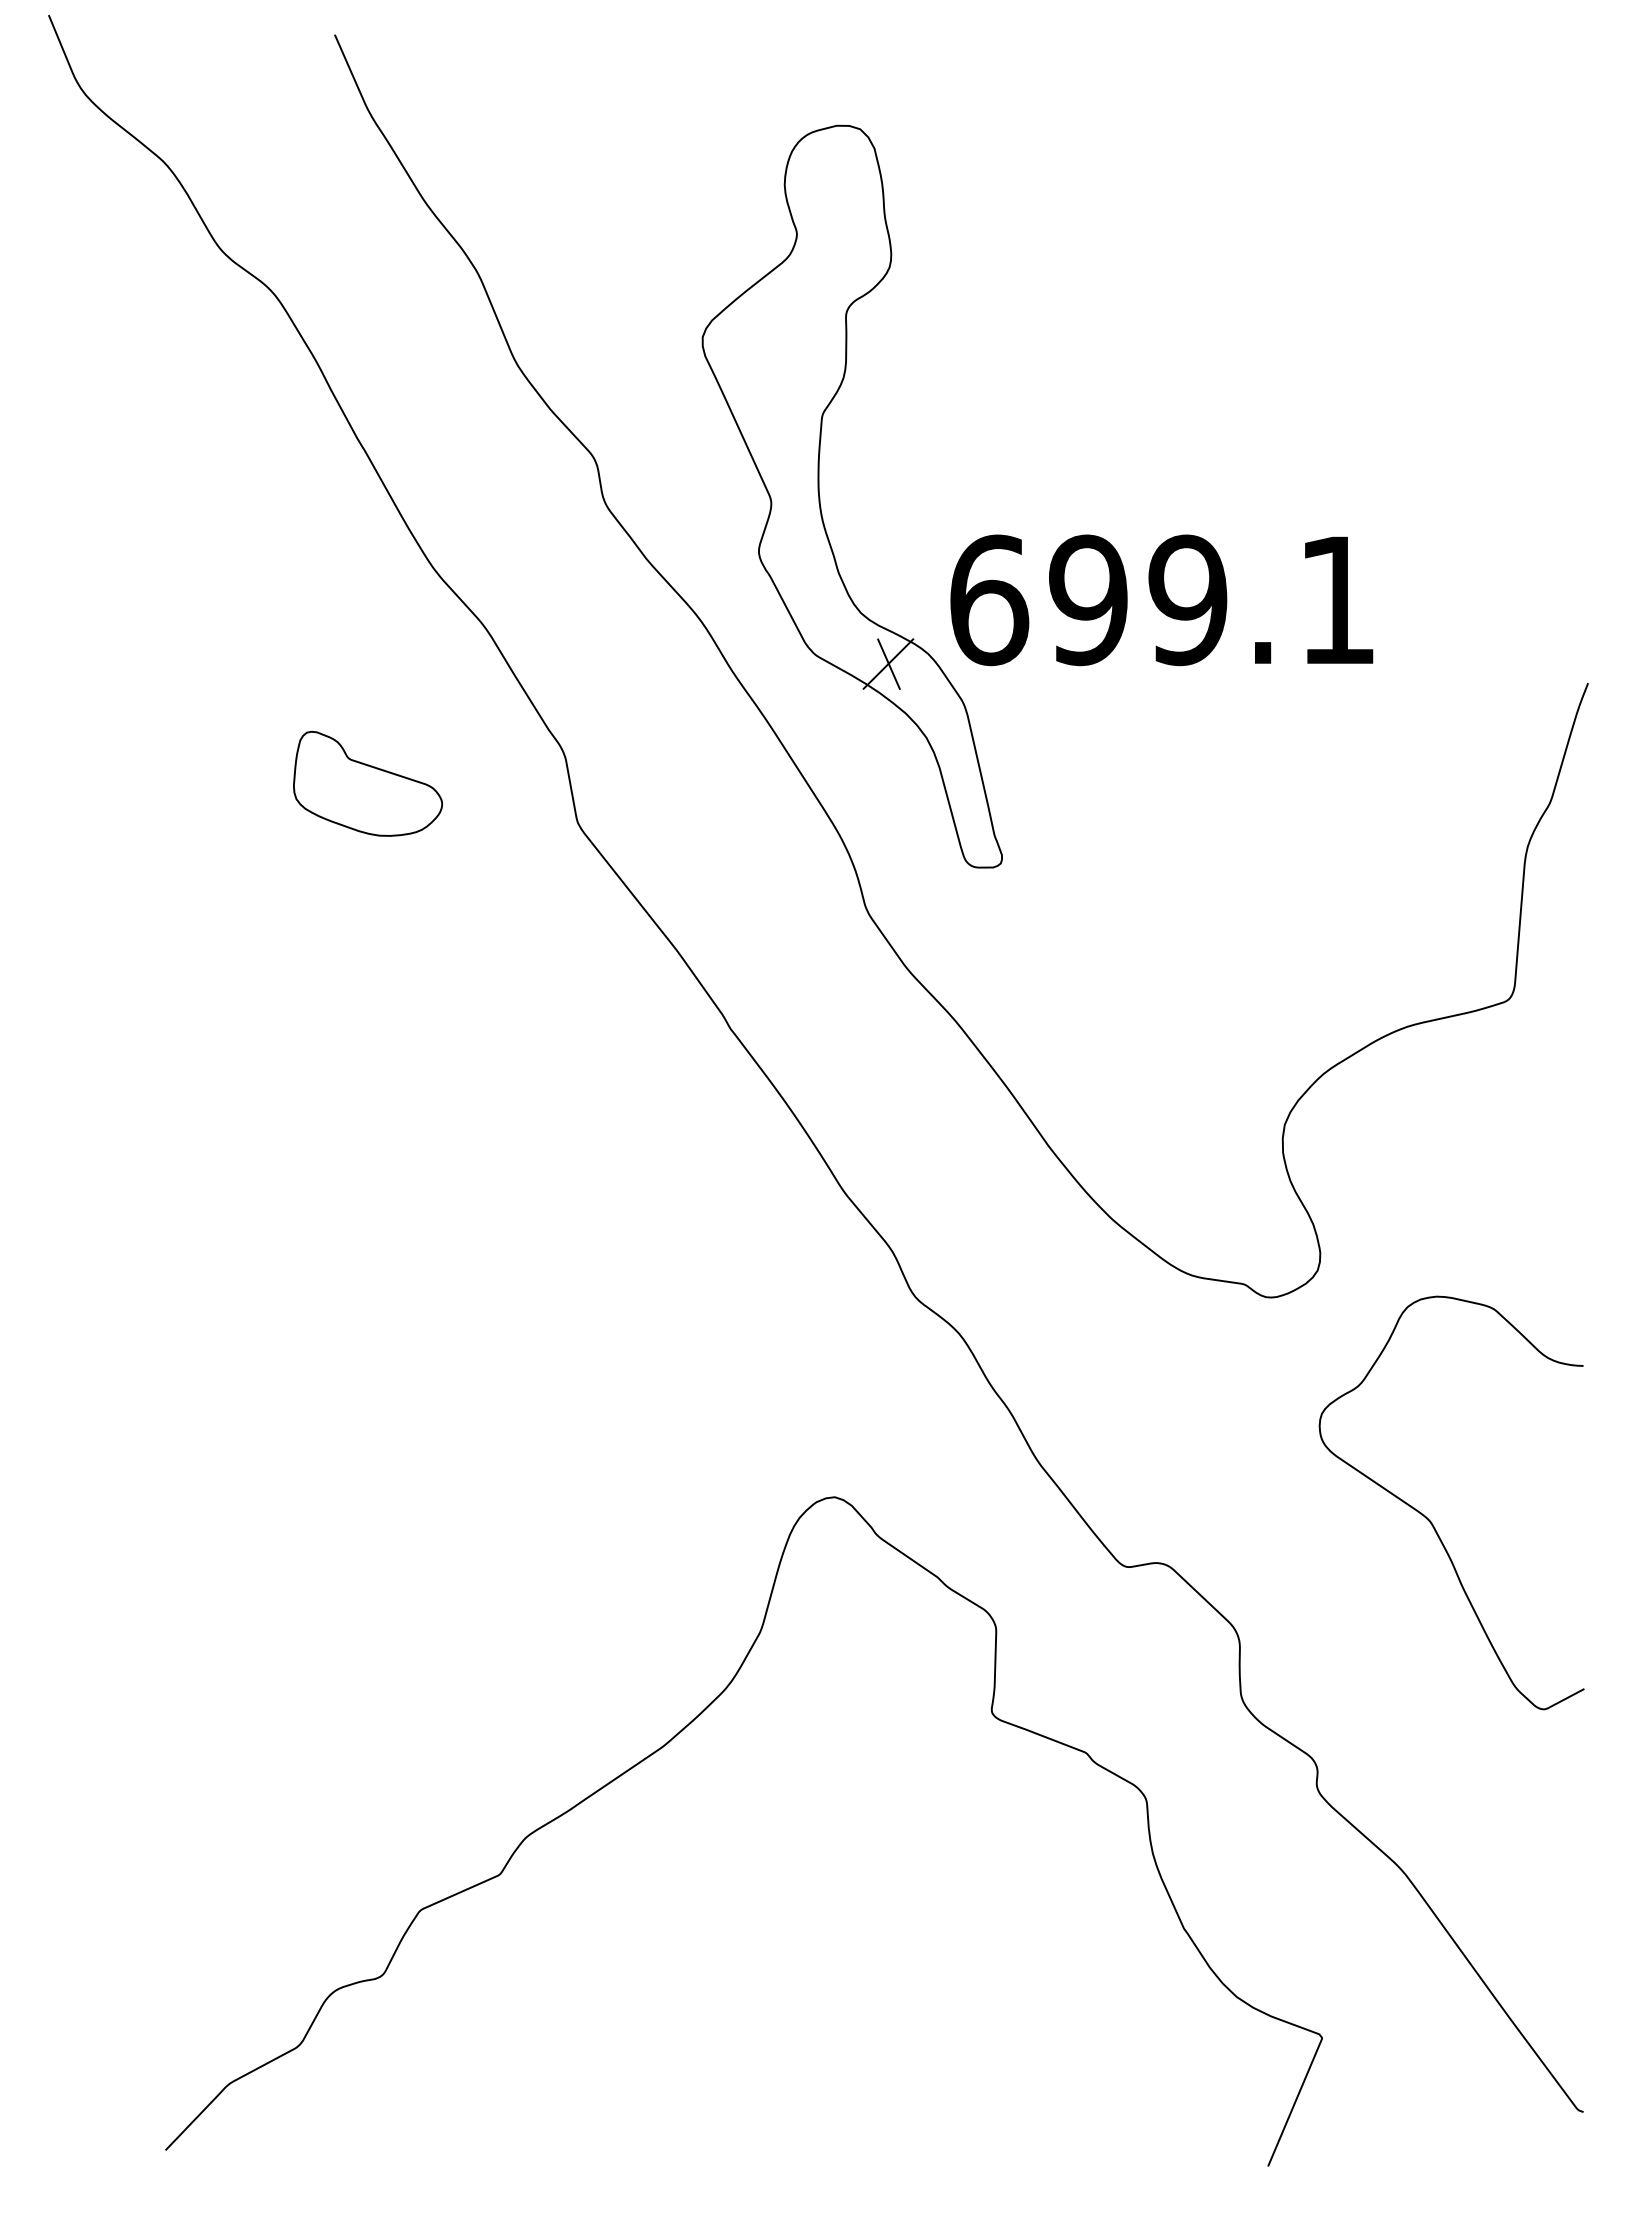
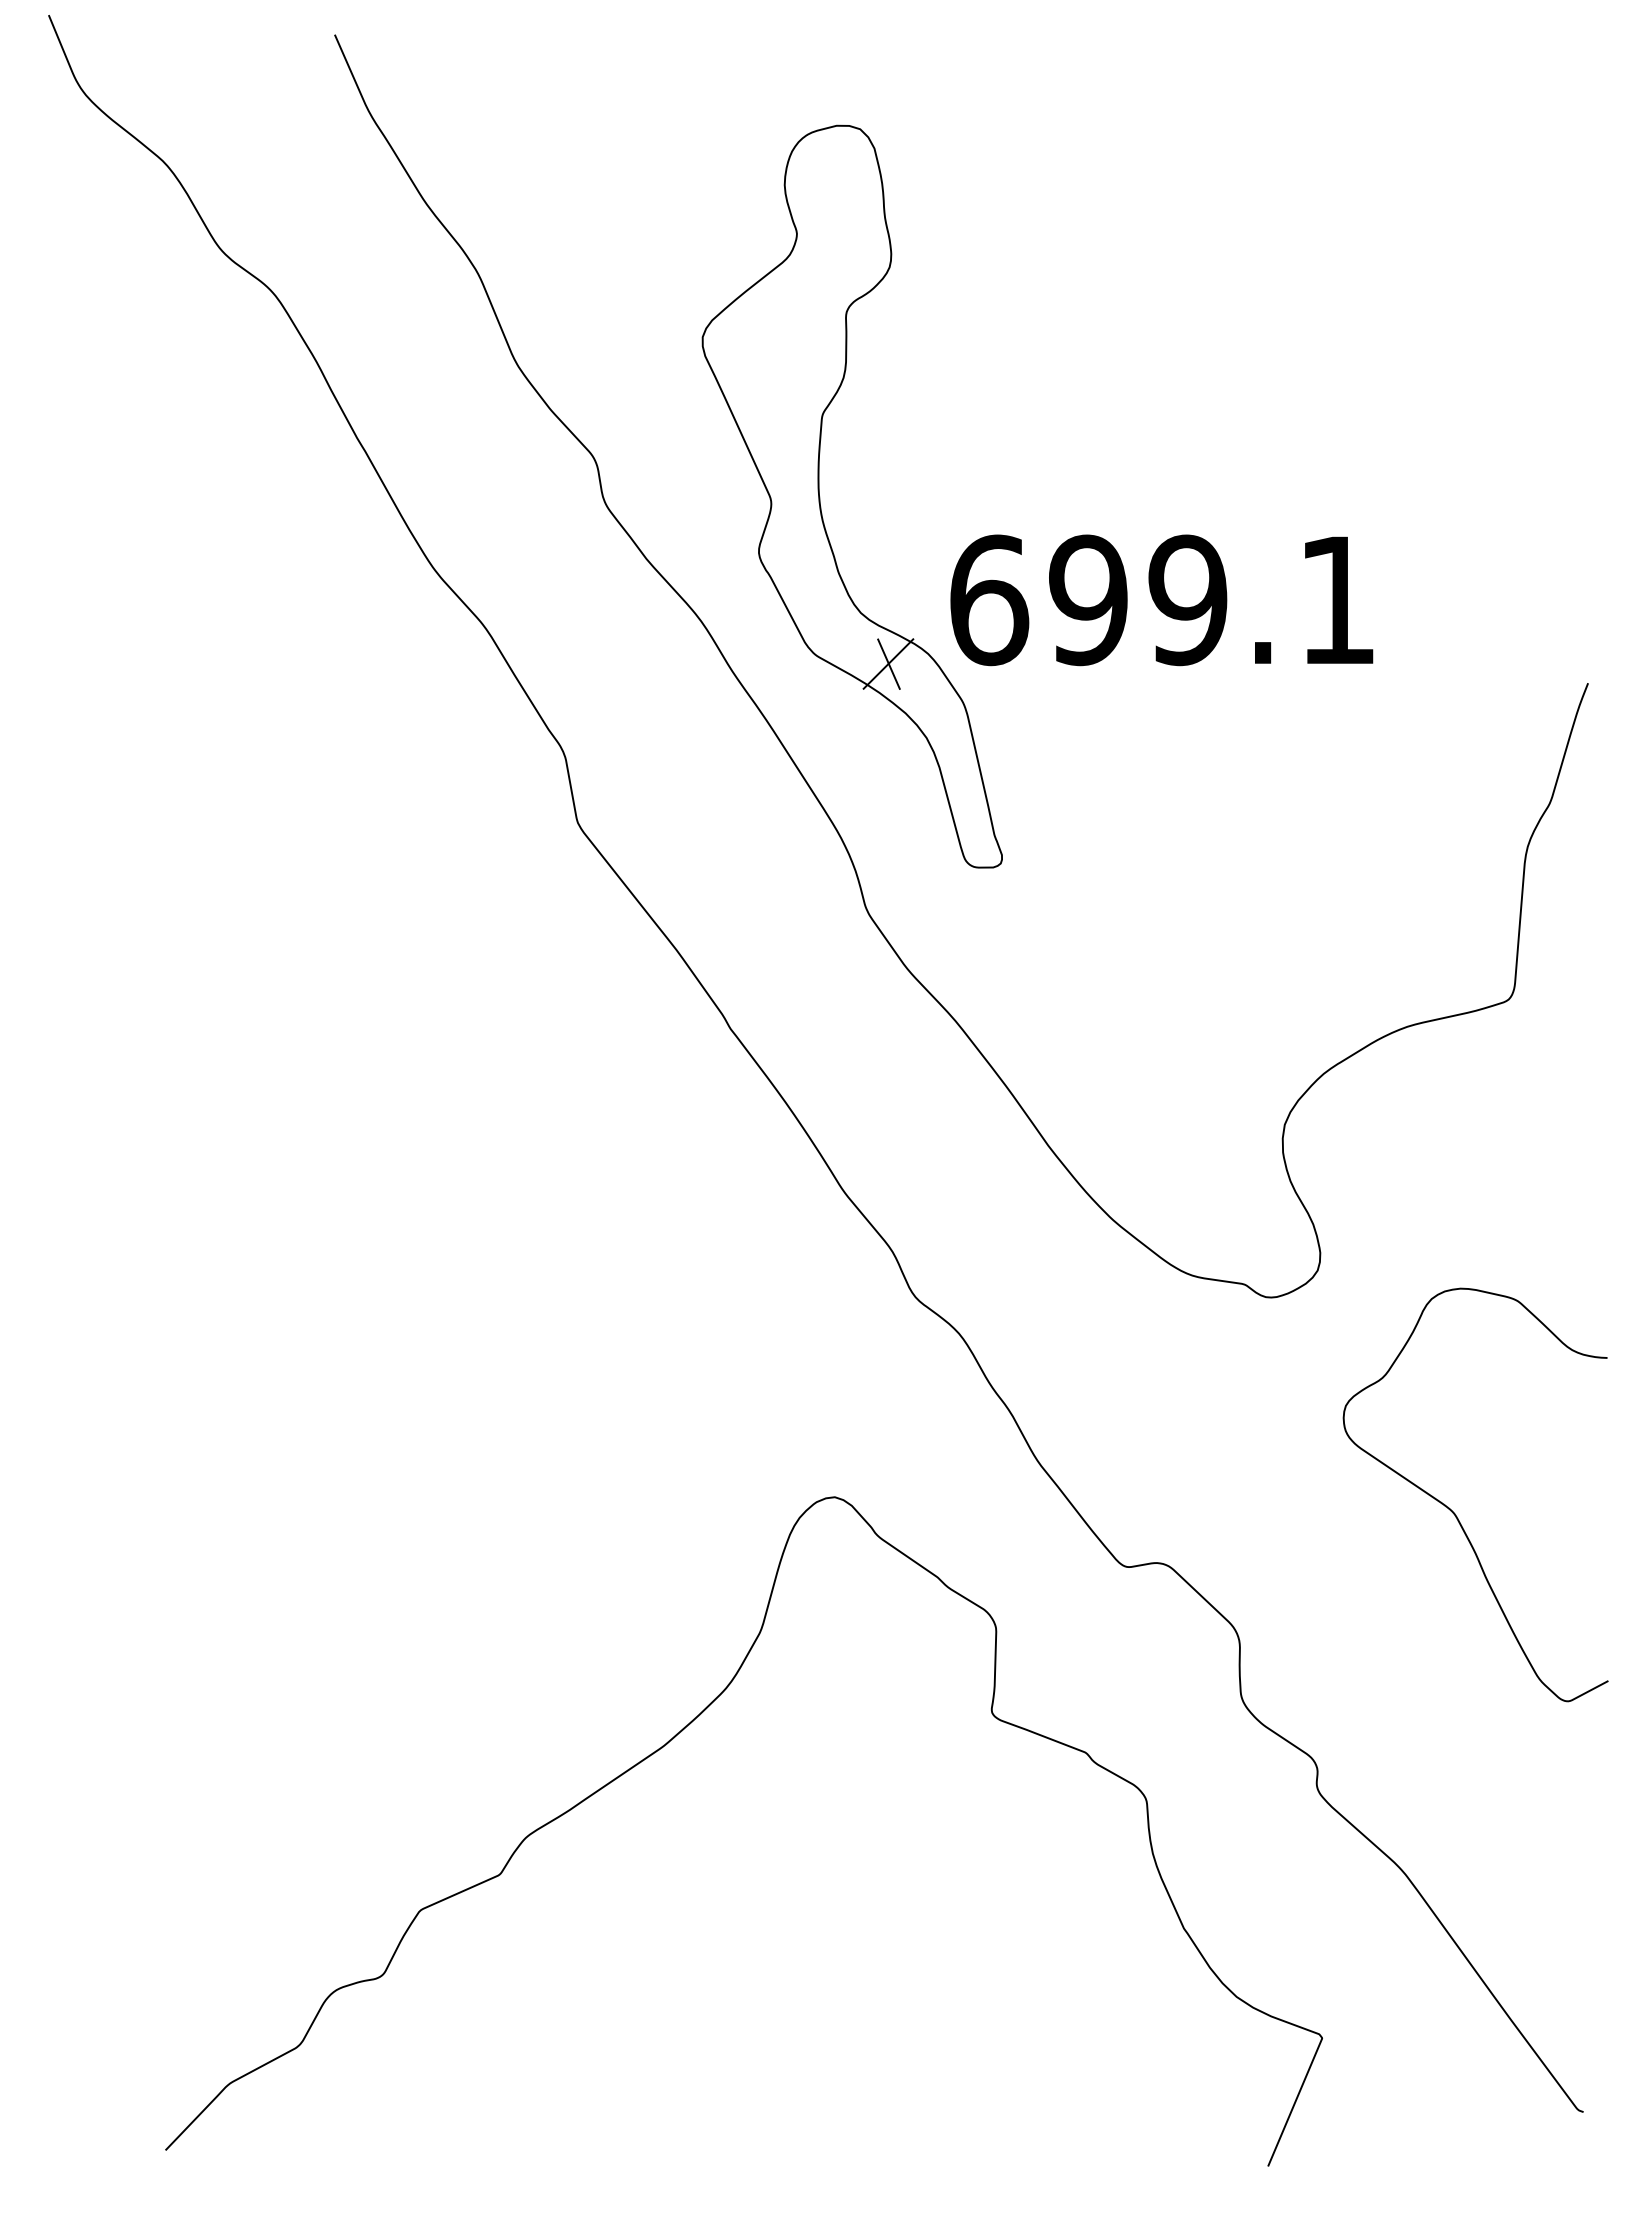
part: present -> none (367, 783)
curve position: (1431, 1521) -> (1455, 1513) (1455, 1513)
